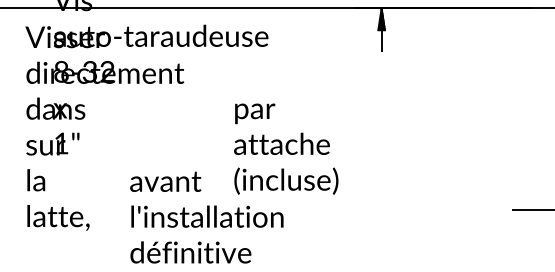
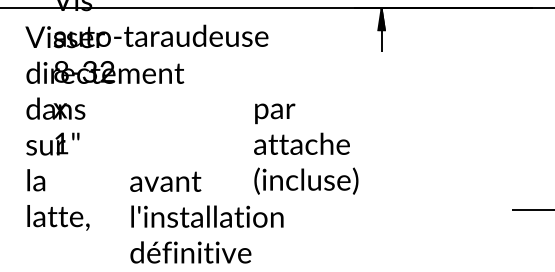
text position: (286, 148) -> (306, 148) (306, 148)
